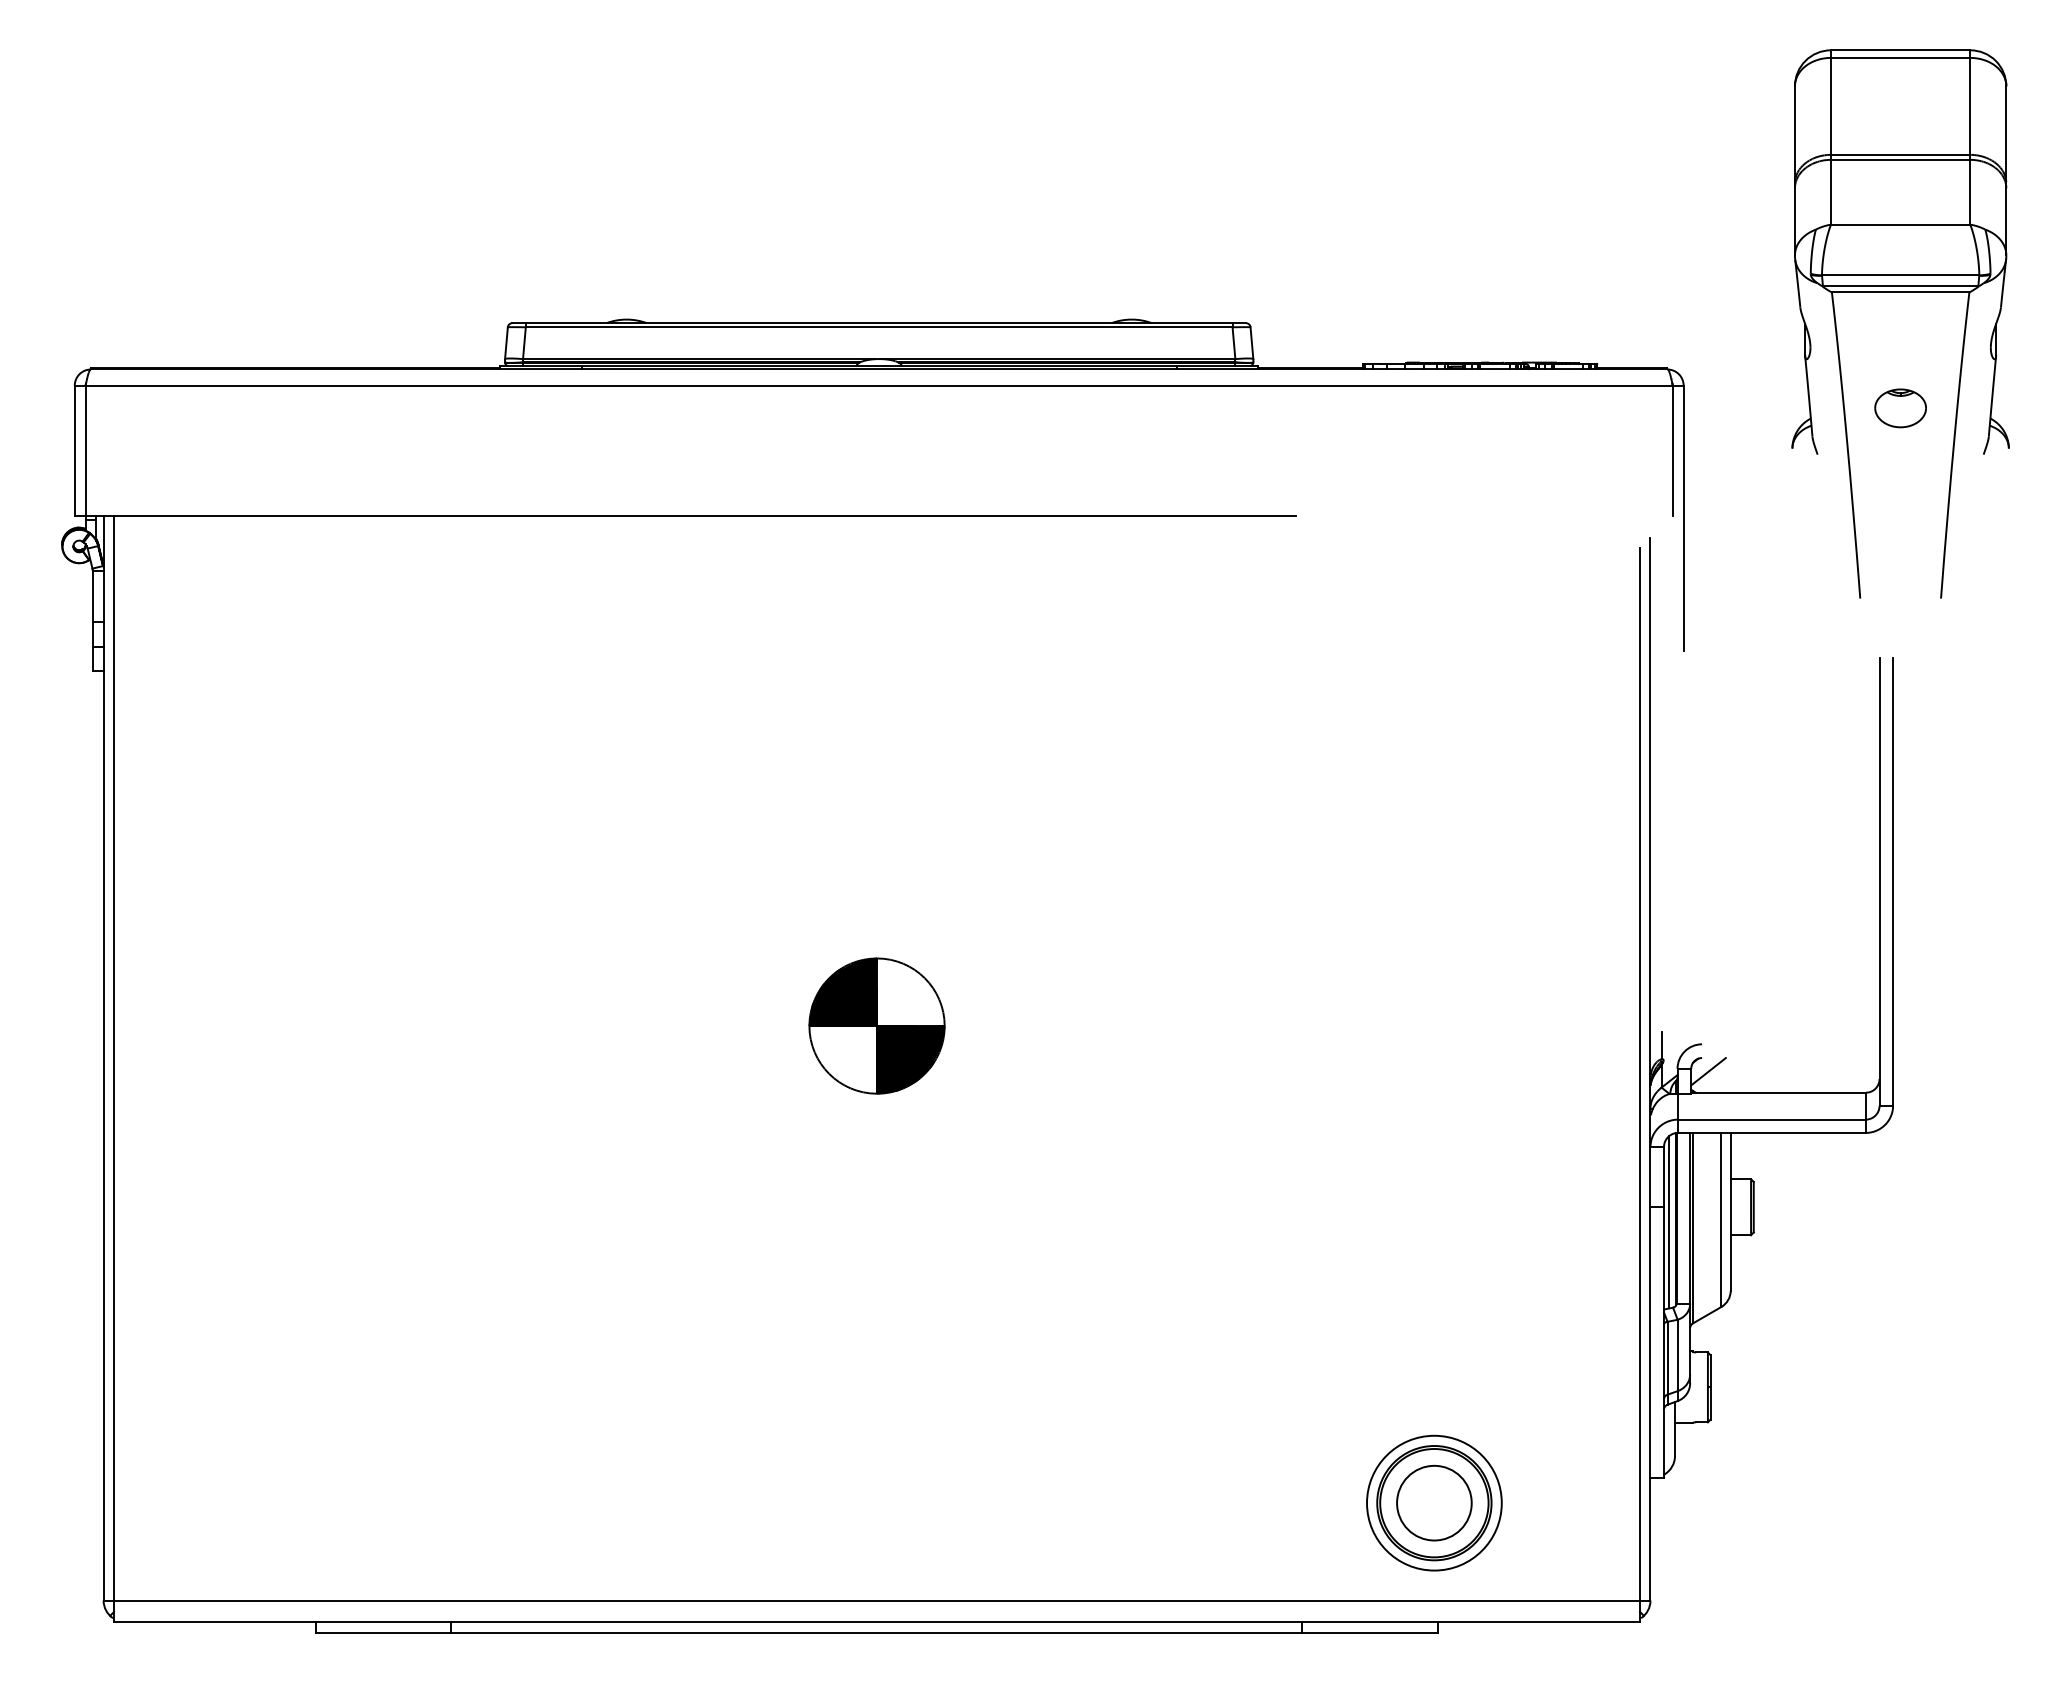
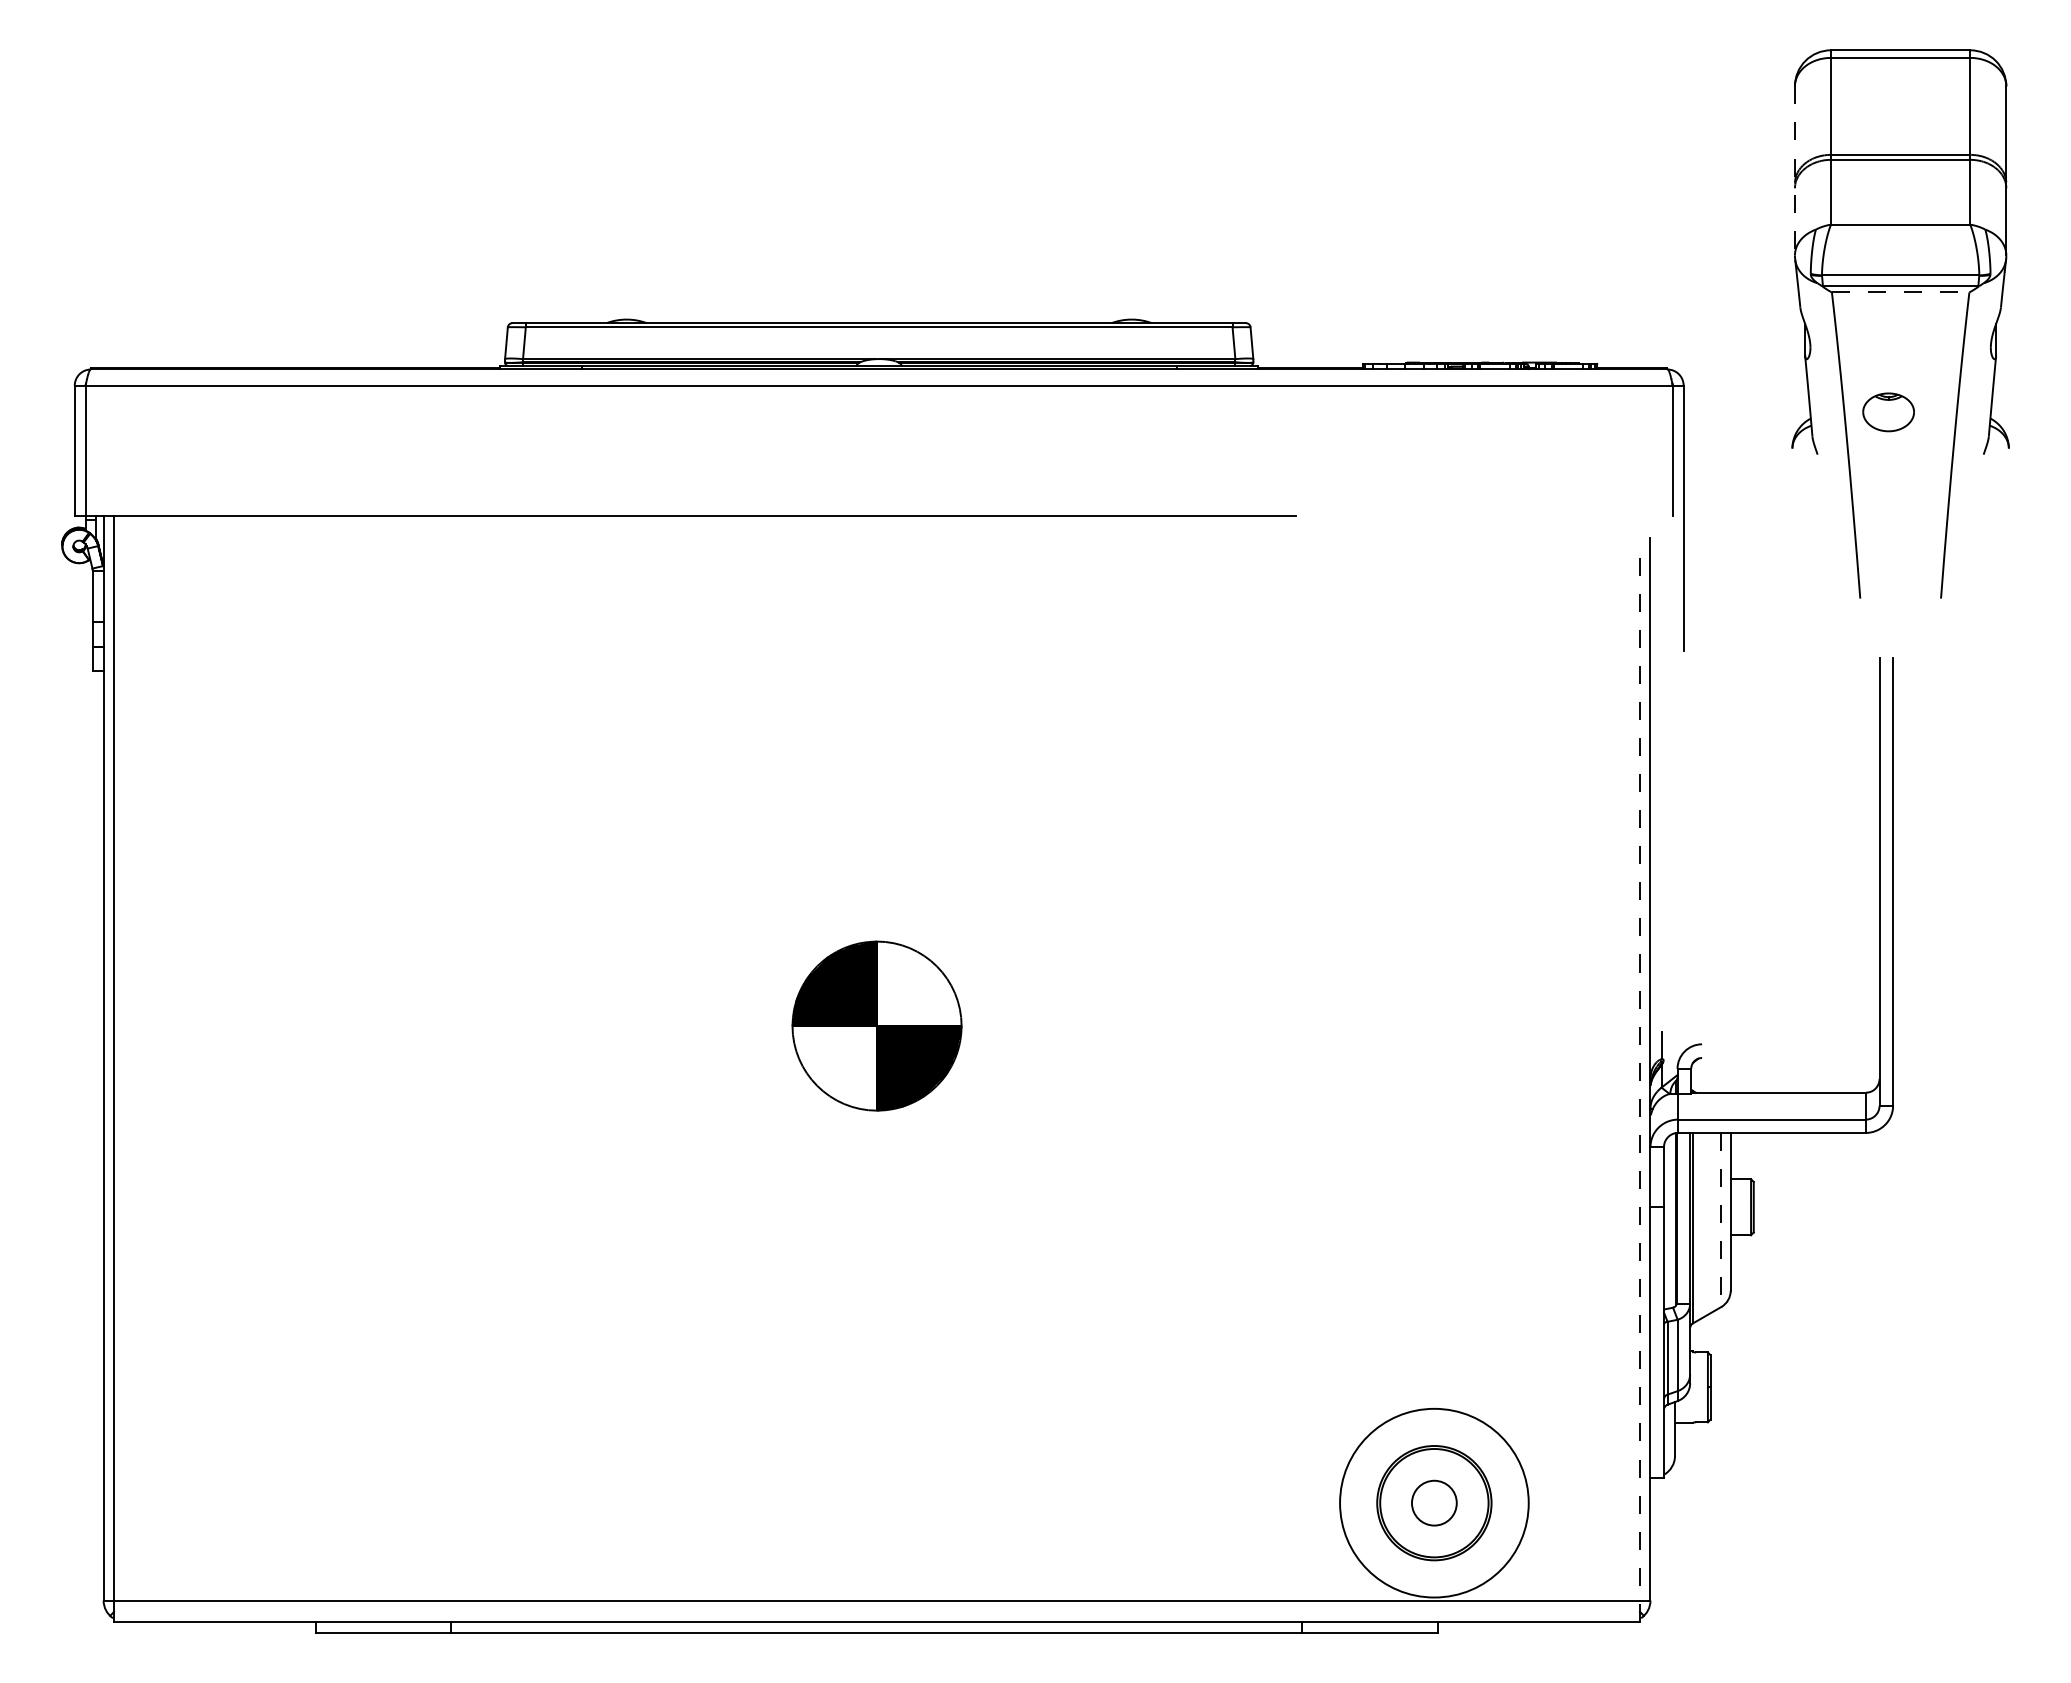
line: solid -> dashed (1794, 170)
line: solid -> dashed (1900, 292)
part position: (1900, 408) -> (1888, 412) (1888, 412)
part size: 138x138 px -> 172x172 px (876, 1025)
line: present -> none (1708, 1071)
line: solid -> dashed (1640, 1085)
line: solid -> dashed (1721, 1220)
line: present -> none (1669, 1221)
circle diameter: 135 px -> 189 px (1434, 1502)
circle diameter: 75 px -> 45 px (1433, 1502)
